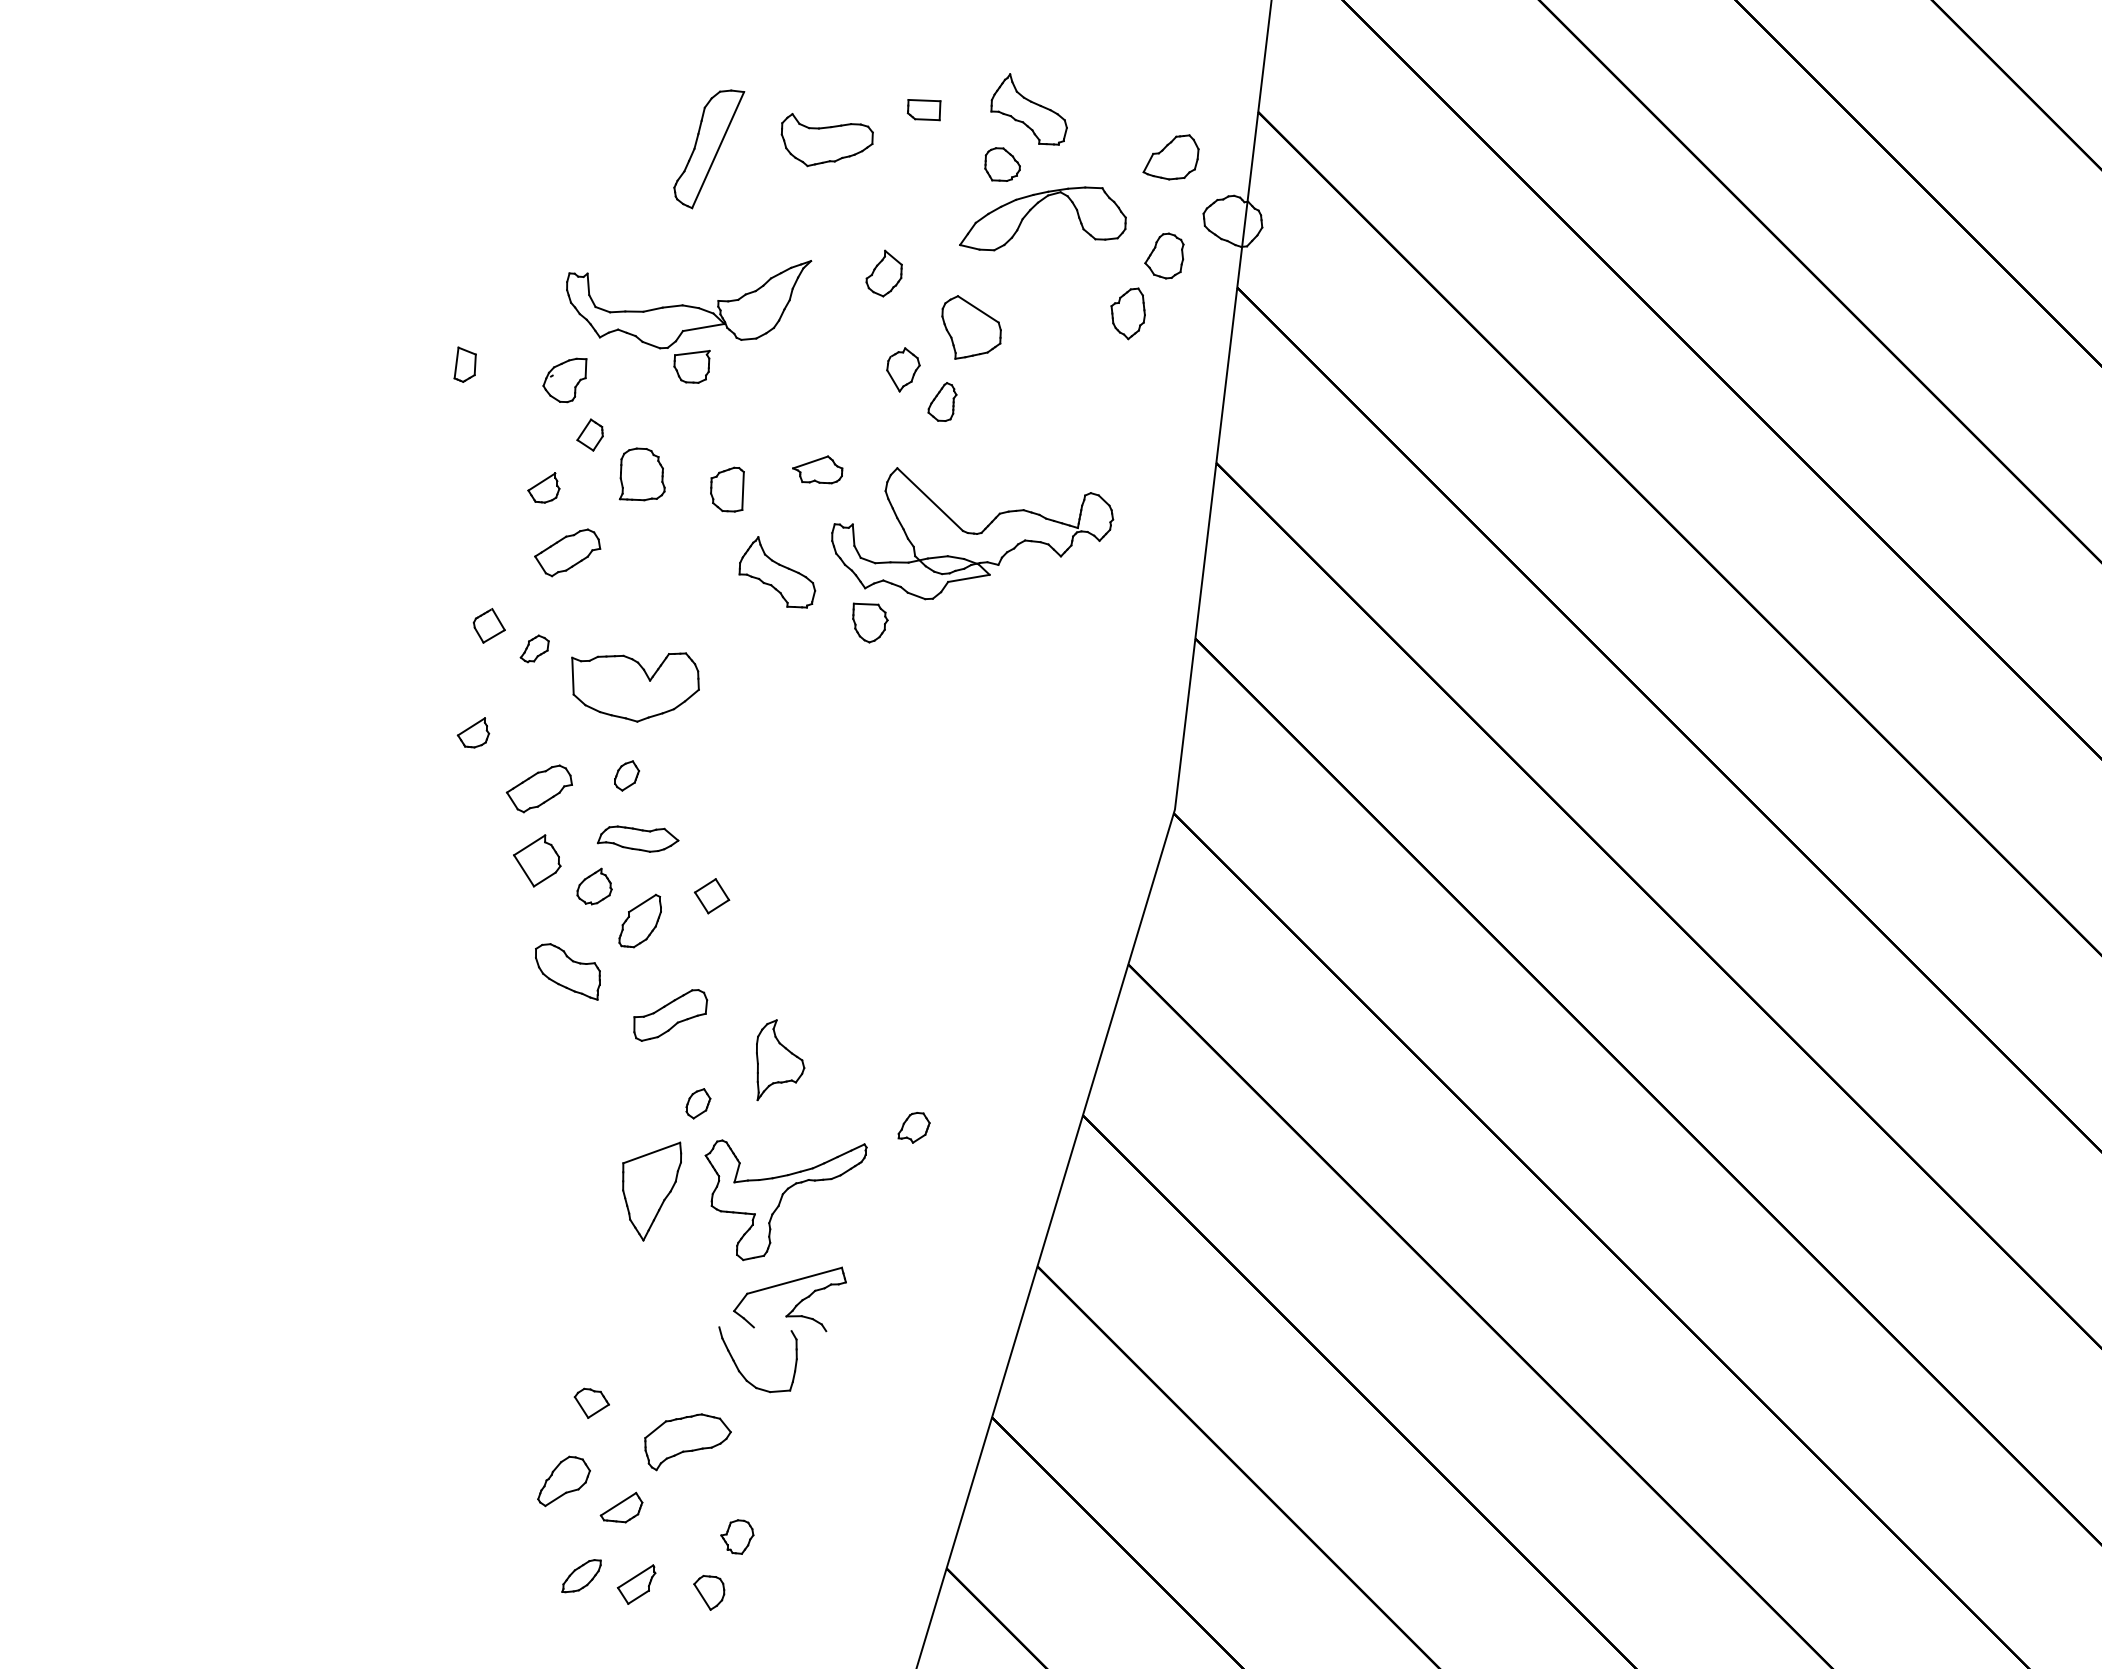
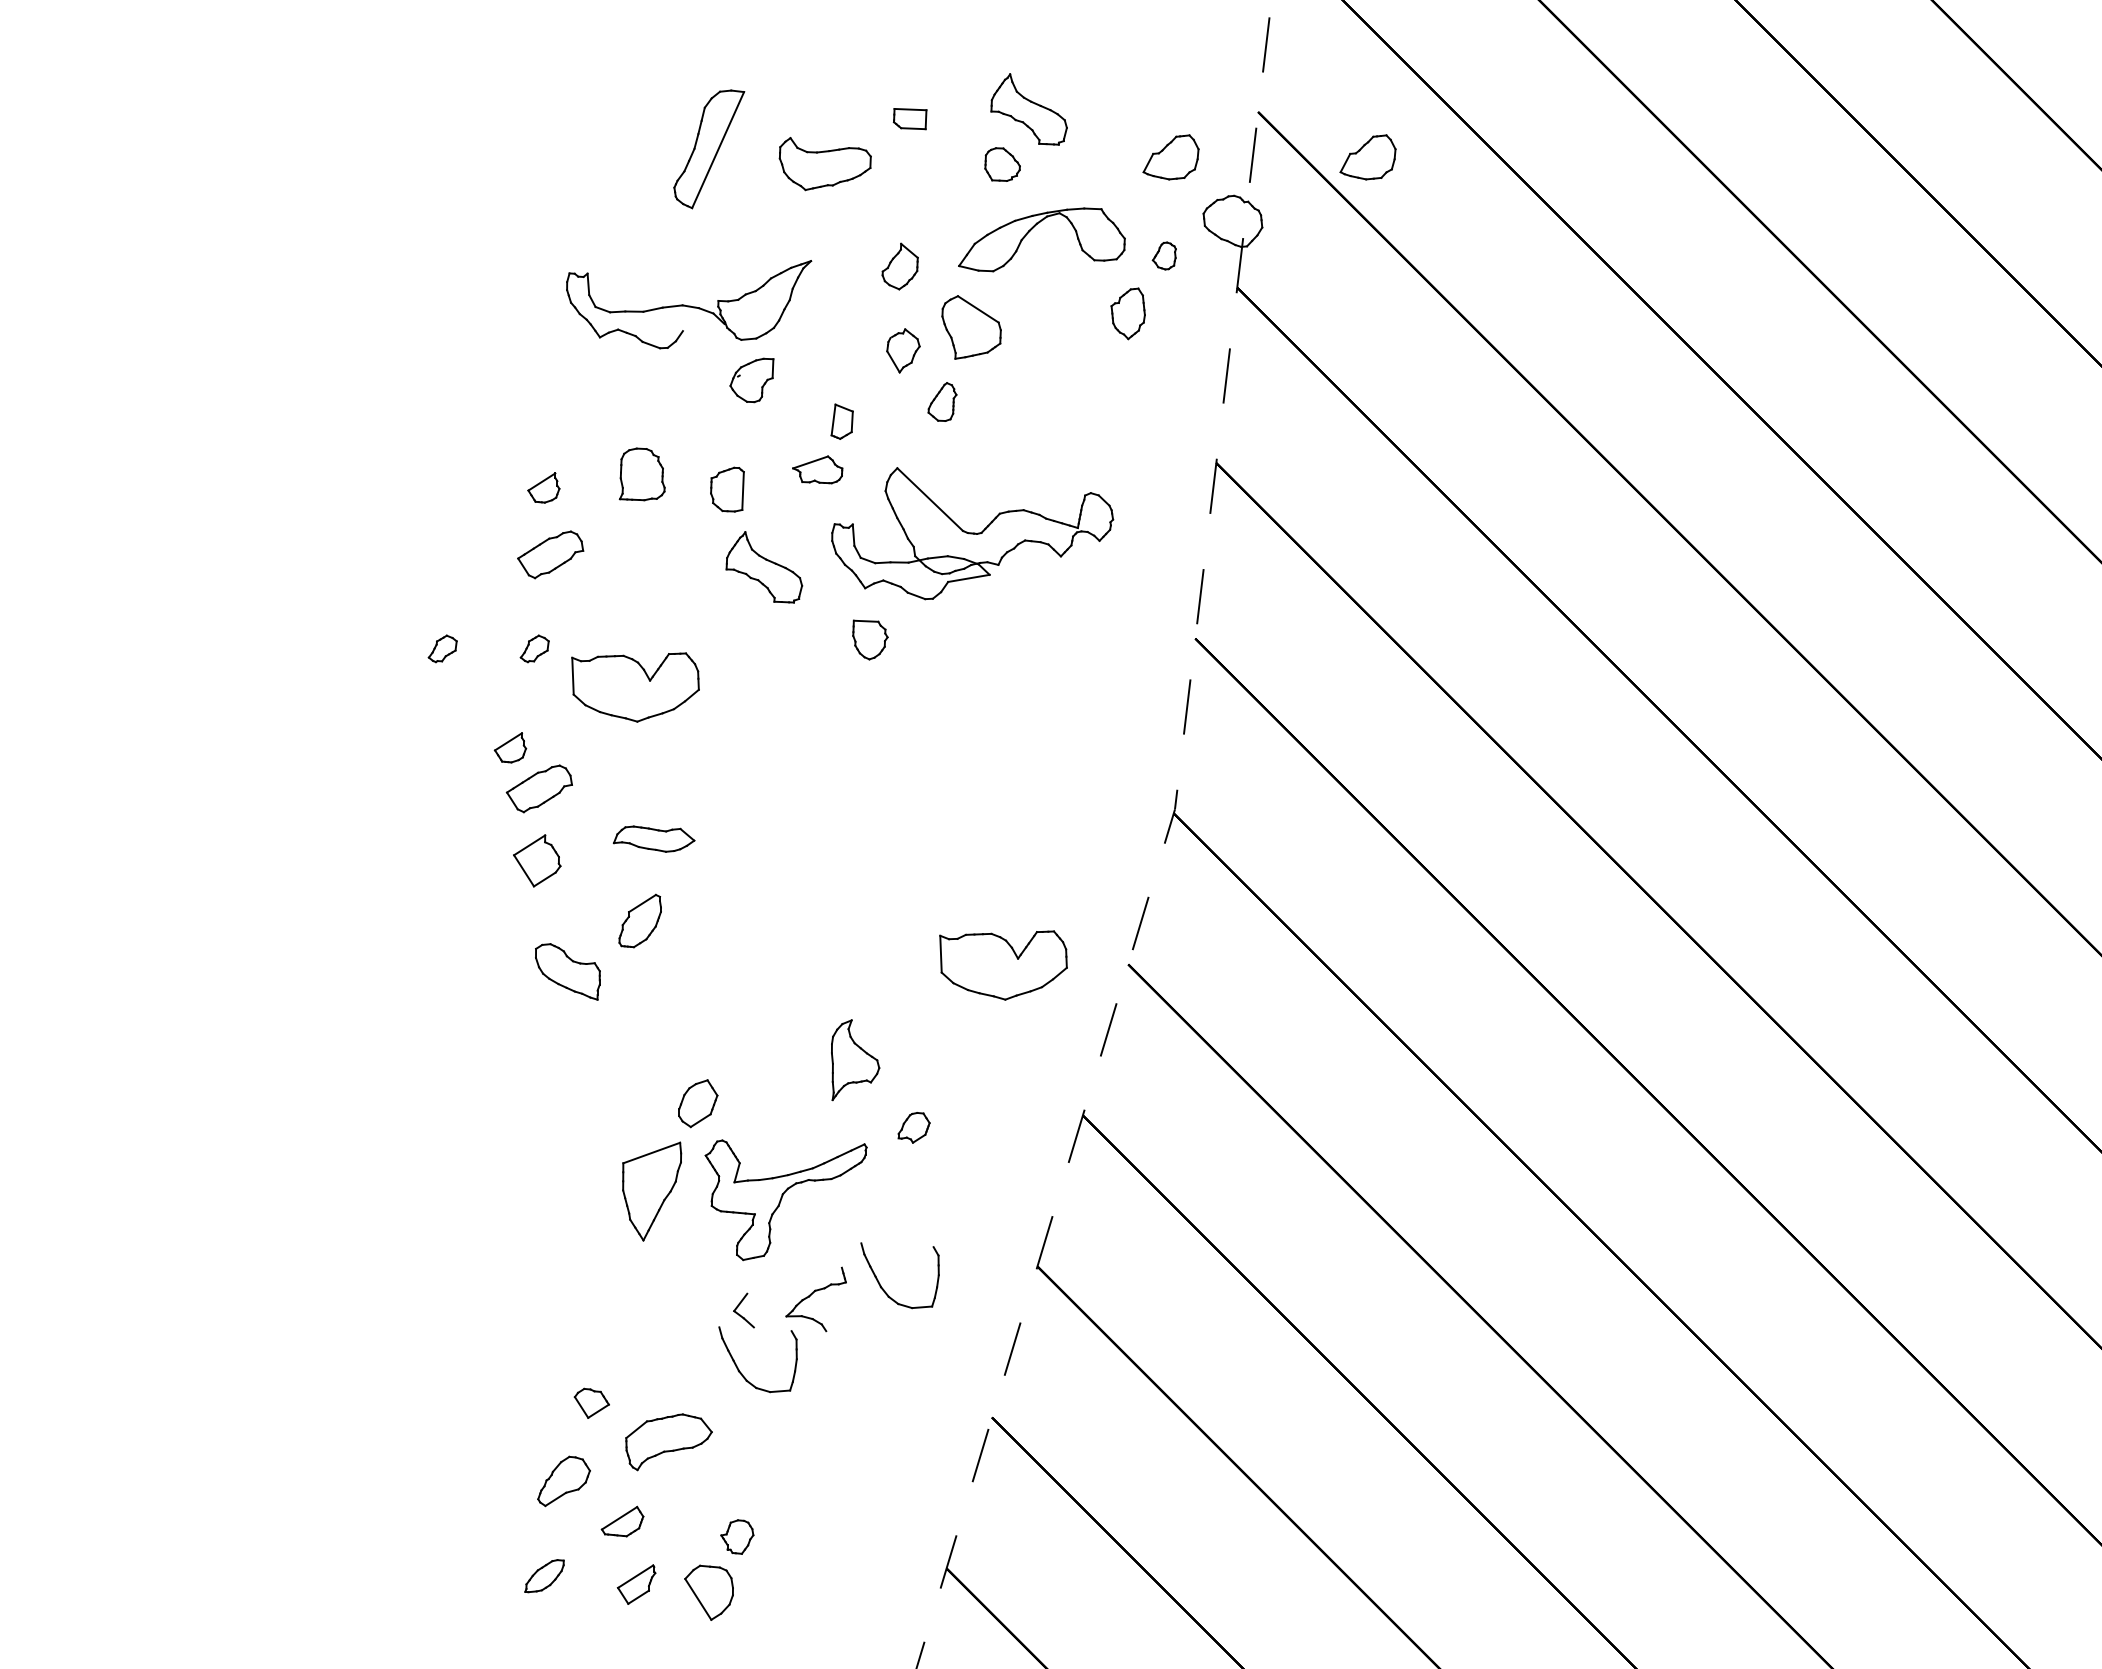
part position: (923, 110) -> (909, 119) (909, 119)
part position: (826, 140) -> (824, 164) (824, 164)
part: none -> present (1367, 157)
part position: (1033, 208) -> (1032, 229) (1032, 229)
part size: 41x48 px -> 26x30 px (1163, 255)
part position: (883, 273) -> (899, 266) (899, 266)
line: present -> none (703, 327)
part position: (464, 364) -> (841, 421) (841, 421)
part: present -> none (691, 366)
part position: (903, 369) -> (903, 350) (903, 350)
part position: (564, 380) -> (751, 380) (751, 380)
part: present -> none (589, 434)
part position: (567, 552) -> (550, 554) (550, 554)
part position: (777, 572) -> (764, 567) (764, 567)
part position: (870, 622) -> (870, 639) (870, 639)
part: present -> none (488, 625)
part: none -> present (442, 648)
part position: (473, 732) -> (510, 747) (510, 747)
part: present -> none (626, 775)
part position: (637, 838) -> (653, 838) (653, 838)
line: solid -> dashed (1163, 848)
part: present -> none (594, 886)
part: present -> none (711, 896)
part: none -> present (1003, 965)
part: present -> none (670, 1015)
part position: (780, 1060) -> (855, 1060) (855, 1060)
part size: 27x32 px -> 41x50 px (698, 1103)
line: present -> none (794, 1280)
part: none -> present (884, 1289)
part position: (687, 1442) -> (668, 1442) (668, 1442)
part position: (621, 1507) -> (622, 1521) (622, 1521)
part position: (581, 1576) -> (544, 1576) (544, 1576)
part size: 33x36 px -> 50x57 px (708, 1592)
